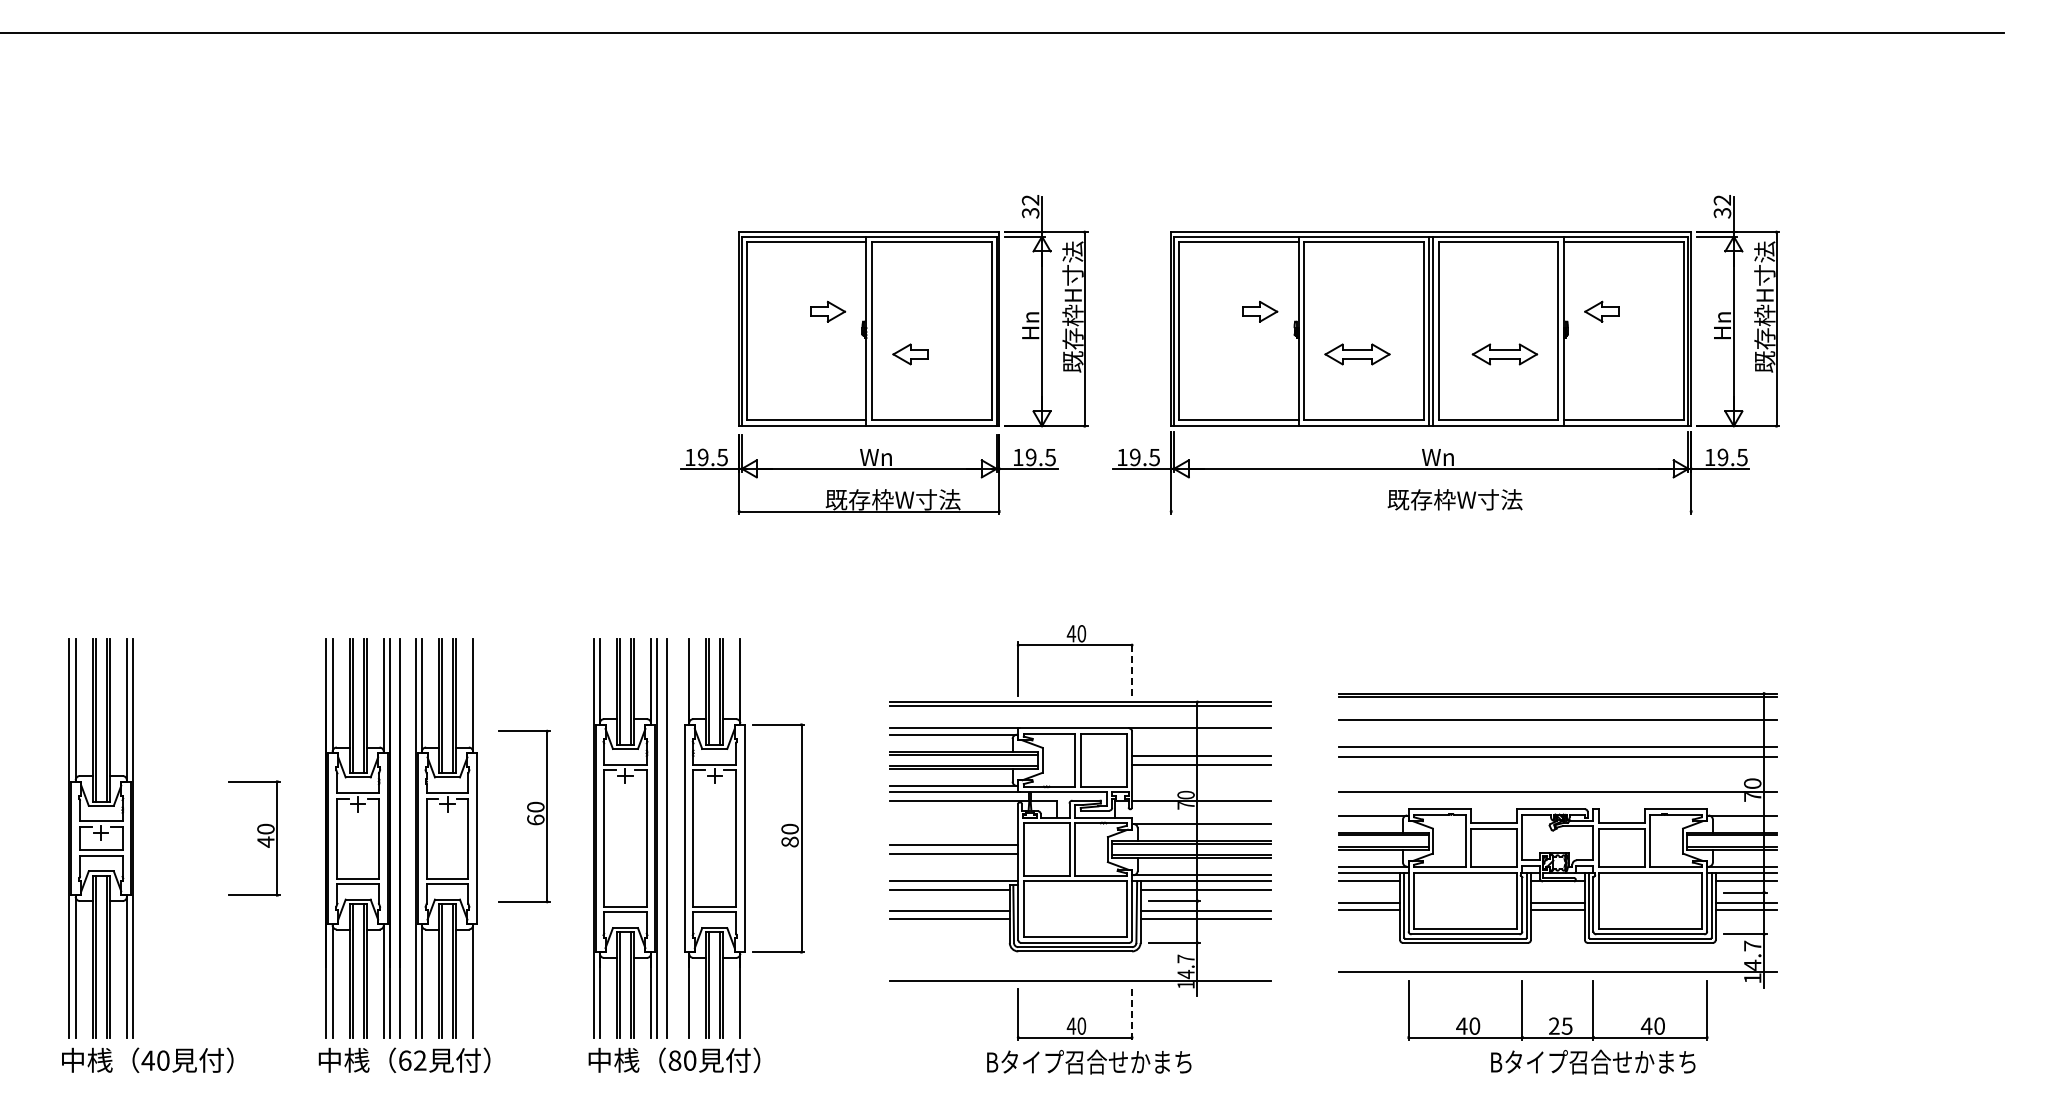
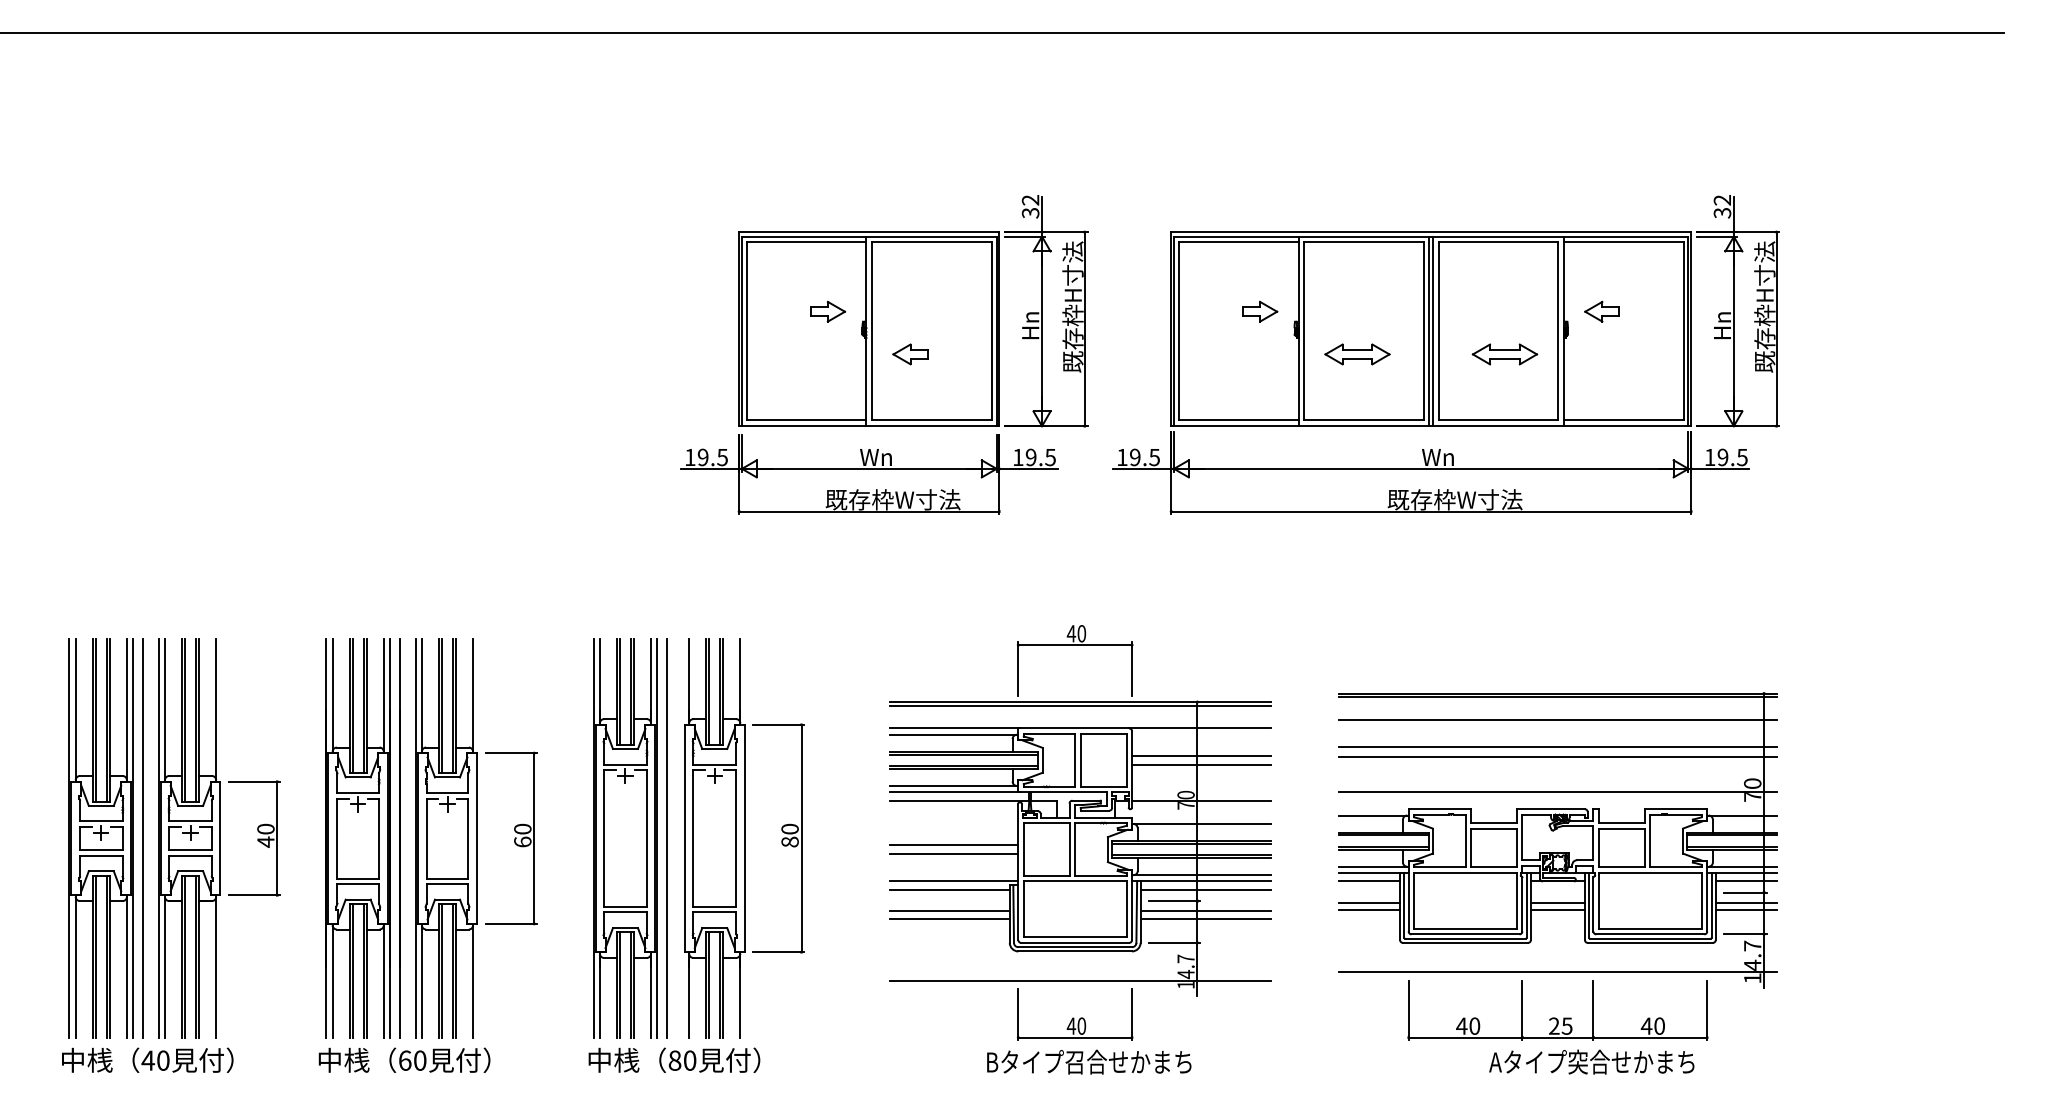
line: none -> present (1431, 511)
line: dashed -> solid (1132, 668)
part position: (524, 816) -> (511, 838) (511, 838)
line: none -> present (143, 838)
part: none -> present (189, 838)
line: dashed -> solid (1132, 1014)
text: 62 -> 60 (420, 1060)
text: Bタイプ召合せかまち -> Aタイプ突合せかまち (1592, 1061)
